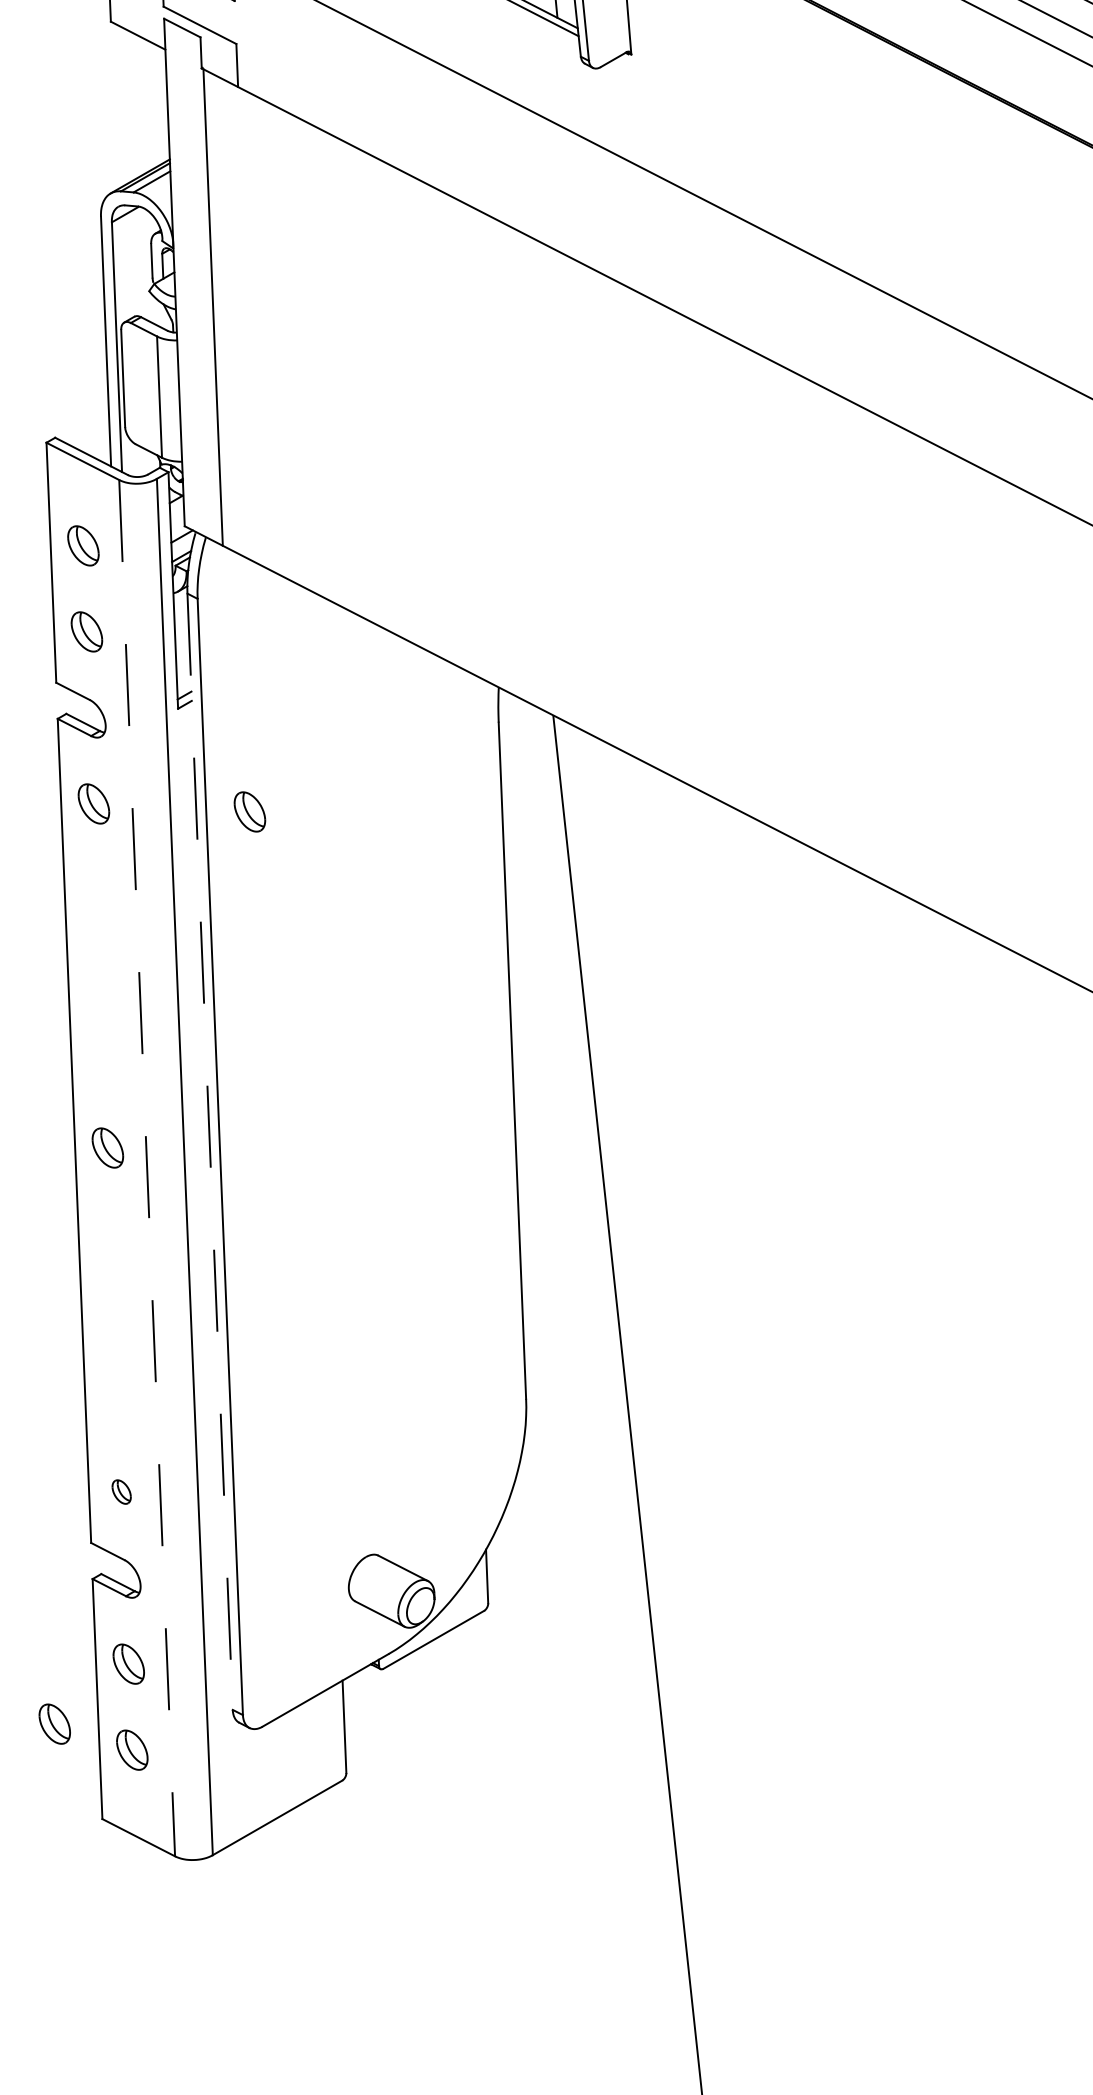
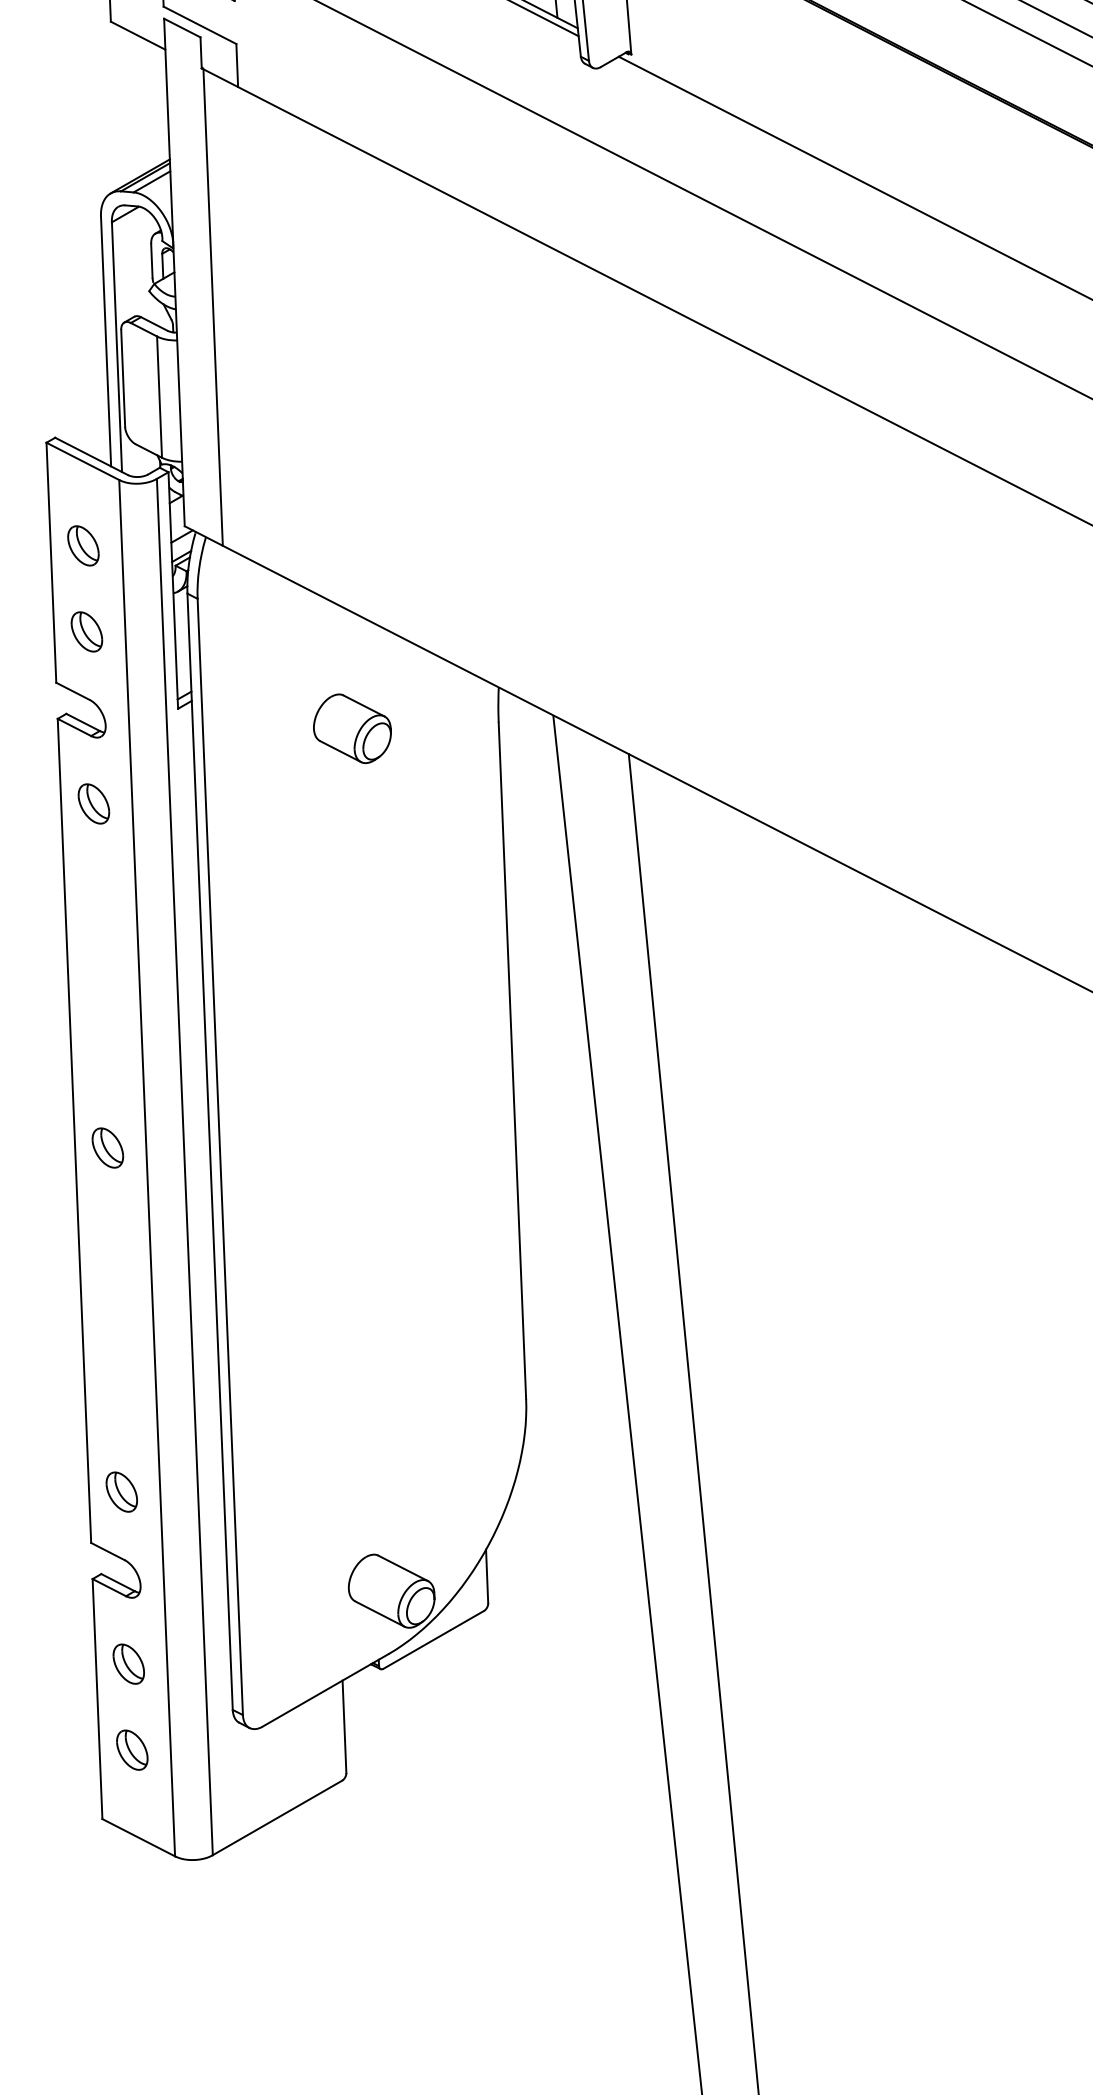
line: none -> present (853, 177)
part: none -> present (352, 728)
part: present -> none (249, 811)
line: dashed -> solid (210, 1151)
line: dashed -> solid (147, 1168)
line: none -> present (693, 1422)
part size: 21x26 px -> 33x42 px (121, 1491)
part: present -> none (54, 1723)
